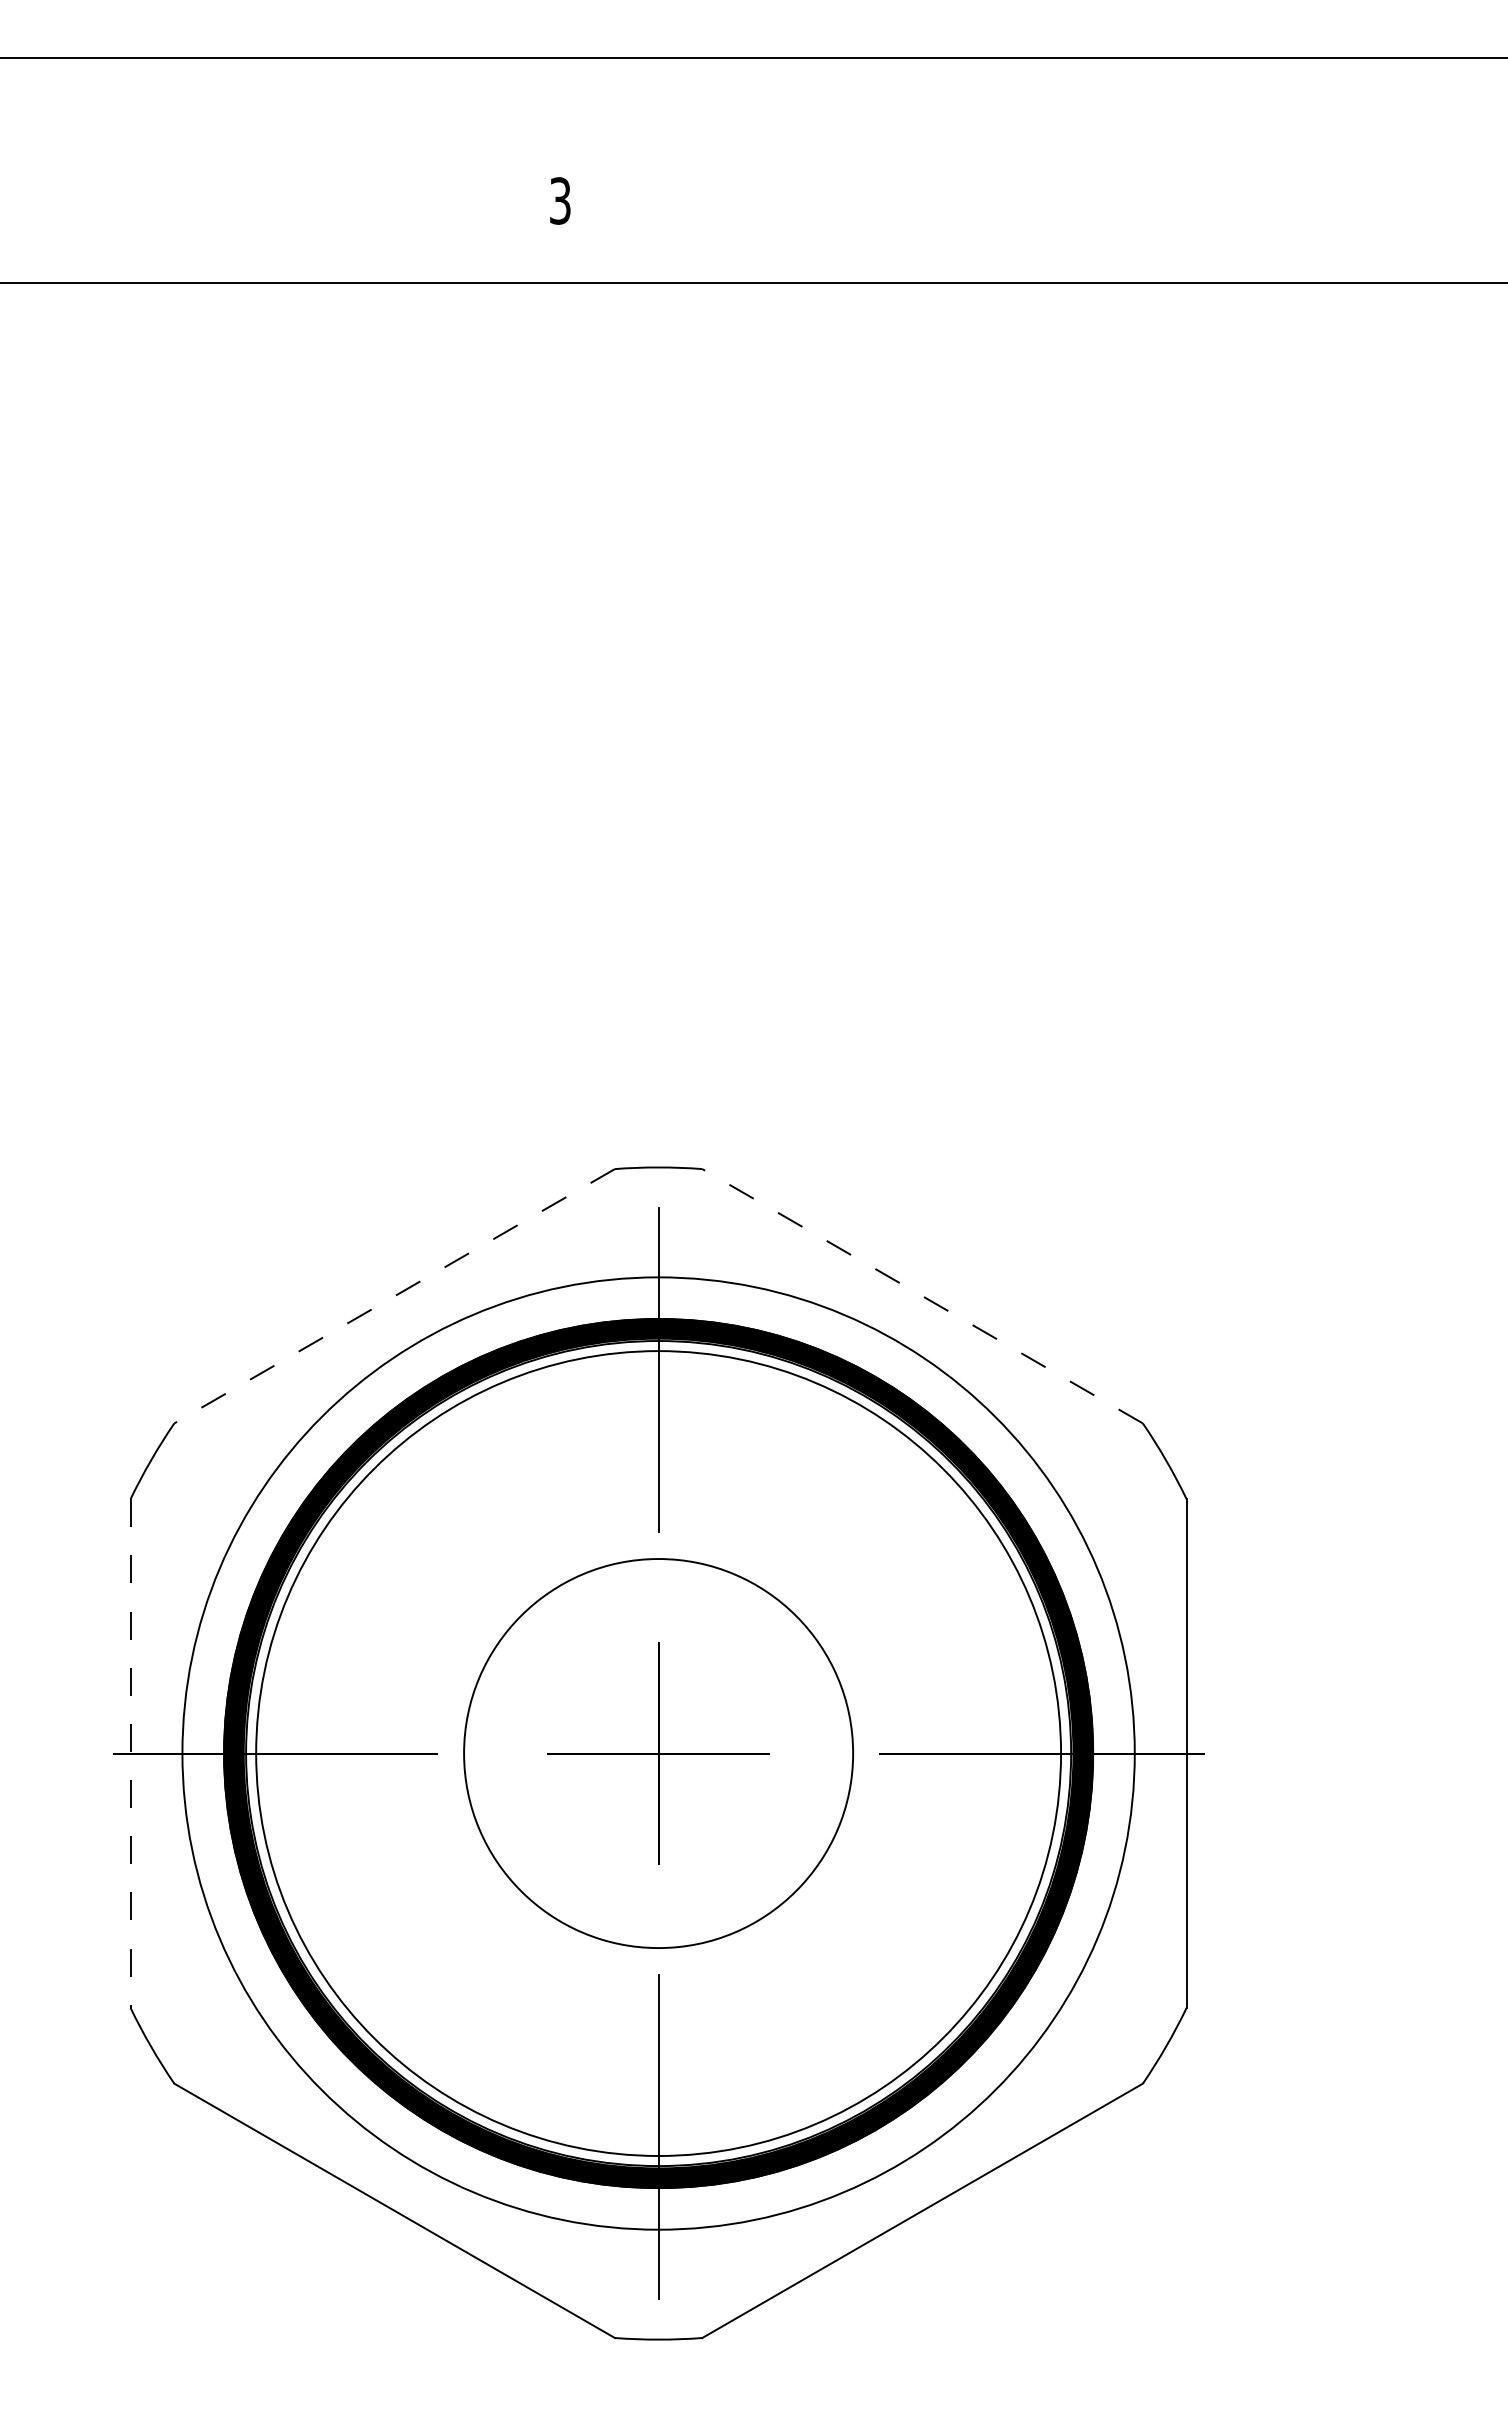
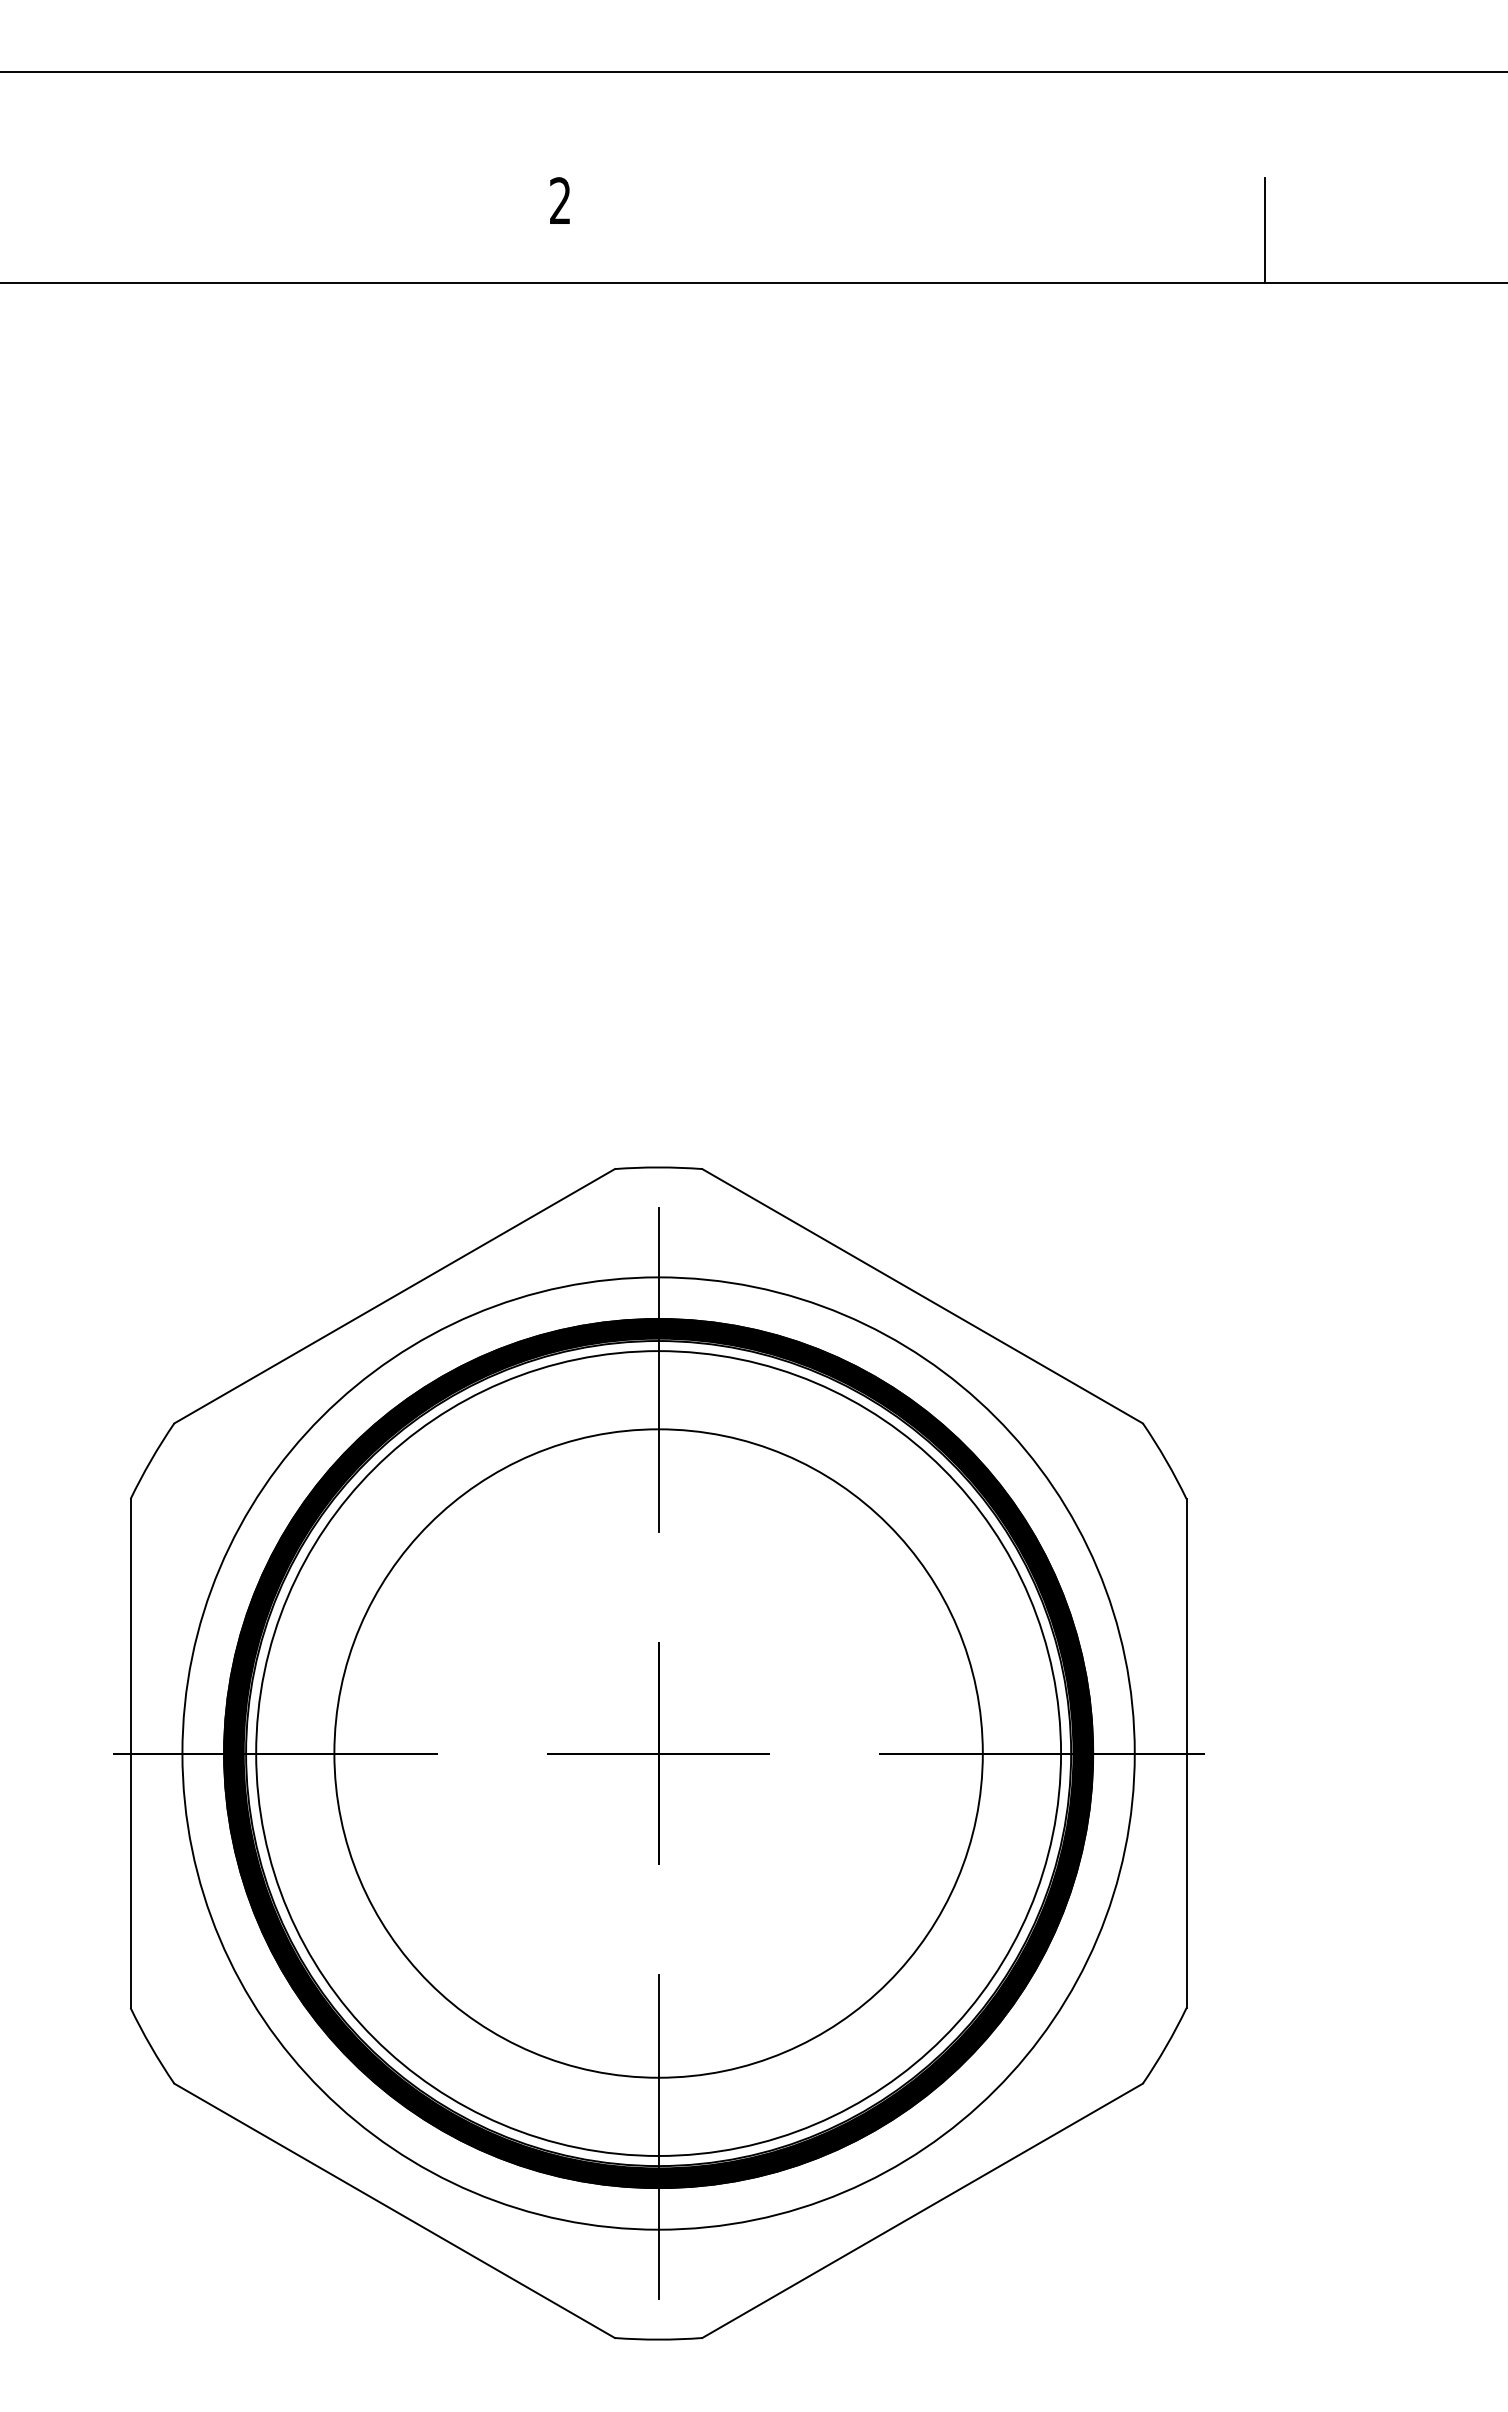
line position: (753, 58) -> (753, 72) (753, 72)
text: 3 -> 2 (560, 200)
line: none -> present (1264, 230)
line: dashed -> solid (394, 1296)
line: dashed -> solid (922, 1296)
circle diameter: 389 px -> 648 px (658, 1753)
line: dashed -> solid (130, 1754)
